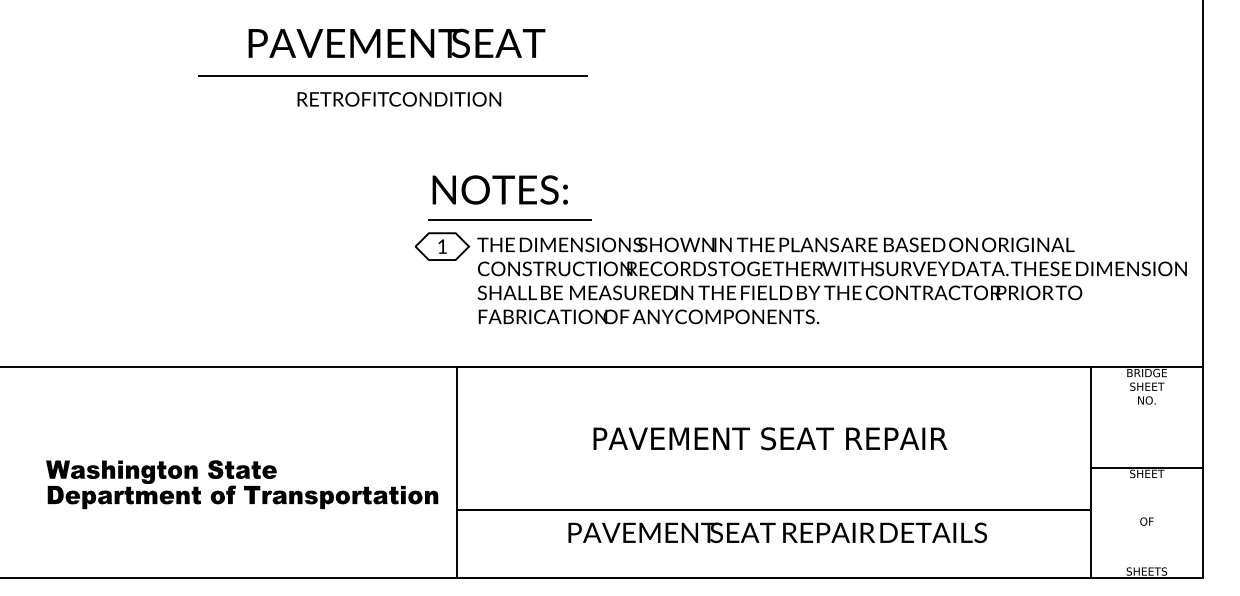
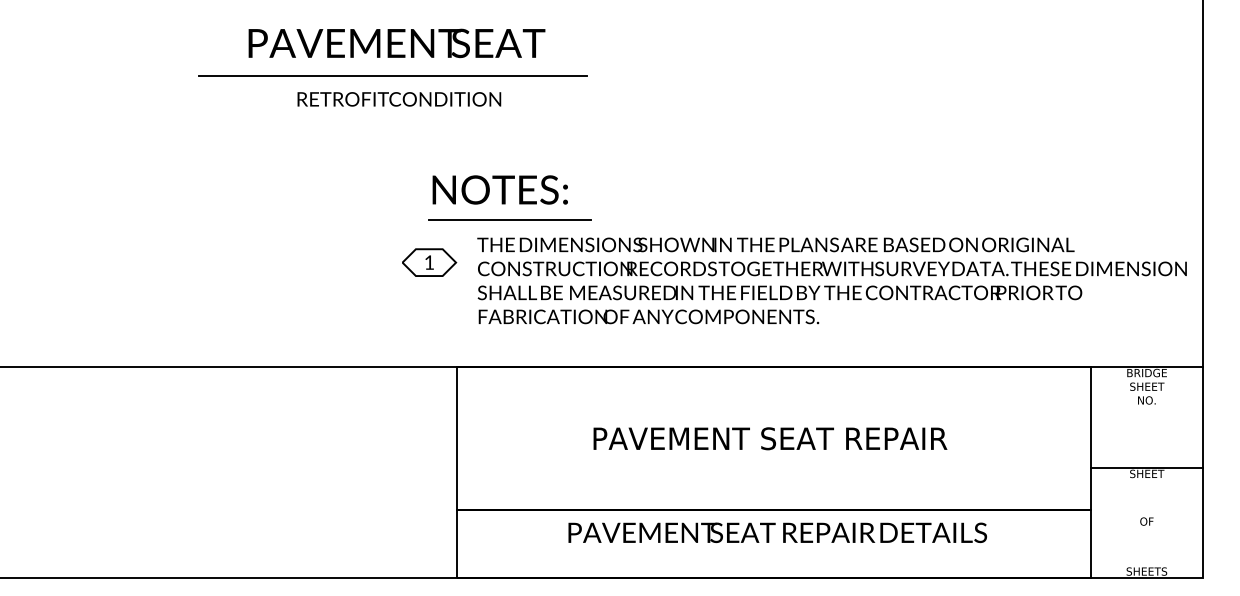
part position: (442, 246) -> (429, 262) (429, 262)
part: present -> none (242, 484)
